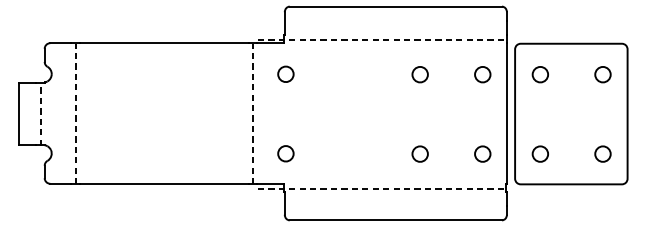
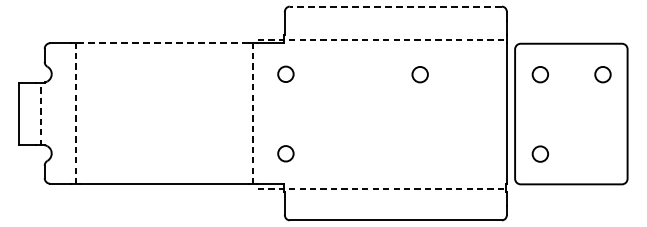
line: solid -> dashed (395, 6)
line: solid -> dashed (163, 43)
part: present -> none (482, 74)
part: present -> none (419, 153)
part: present -> none (482, 153)
part: present -> none (602, 153)
